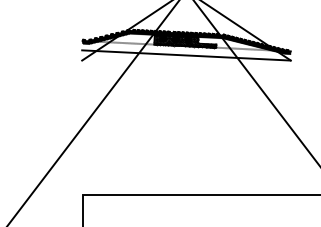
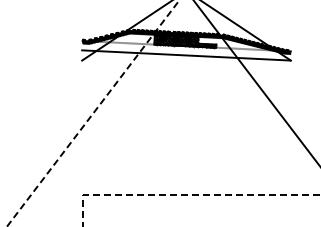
line: solid -> dashed (93, 113)
line: solid -> dashed (186, 194)
